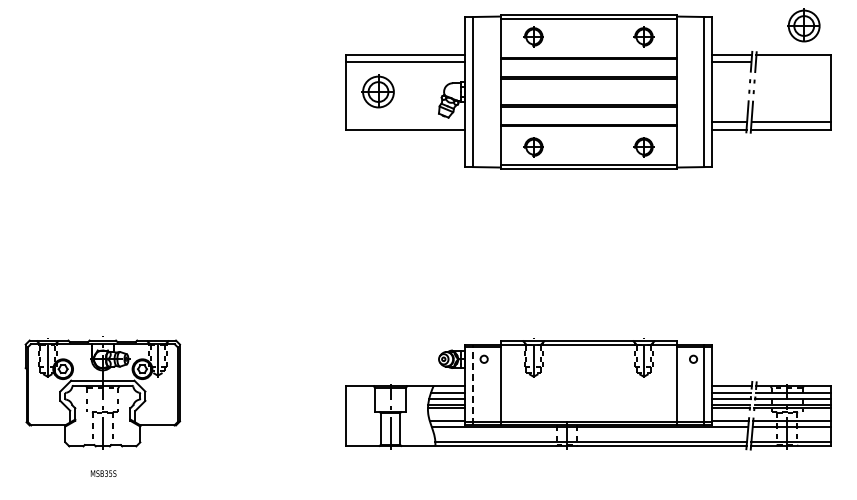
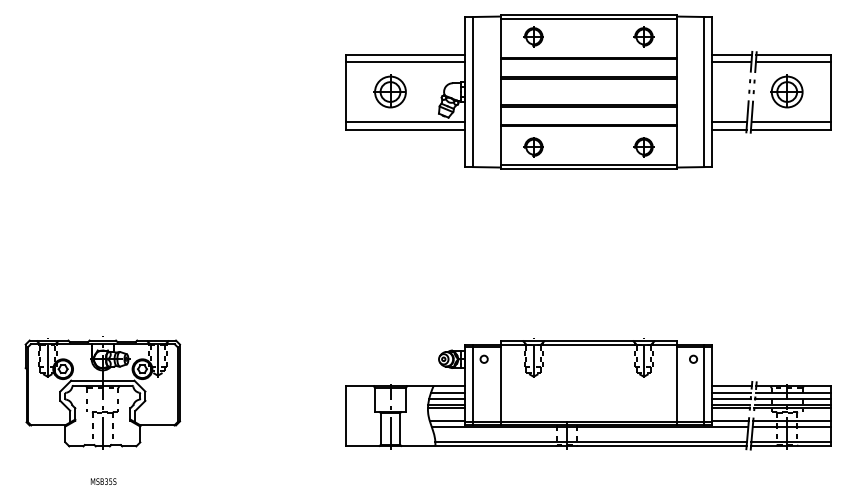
part position: (803, 25) -> (786, 91) (786, 91)
line: none -> present (793, 62)
part position: (377, 91) -> (389, 91) (389, 91)
line: none -> present (405, 121)
line: dashed -> solid (473, 384)
text position: (103, 473) -> (103, 481) (103, 481)
